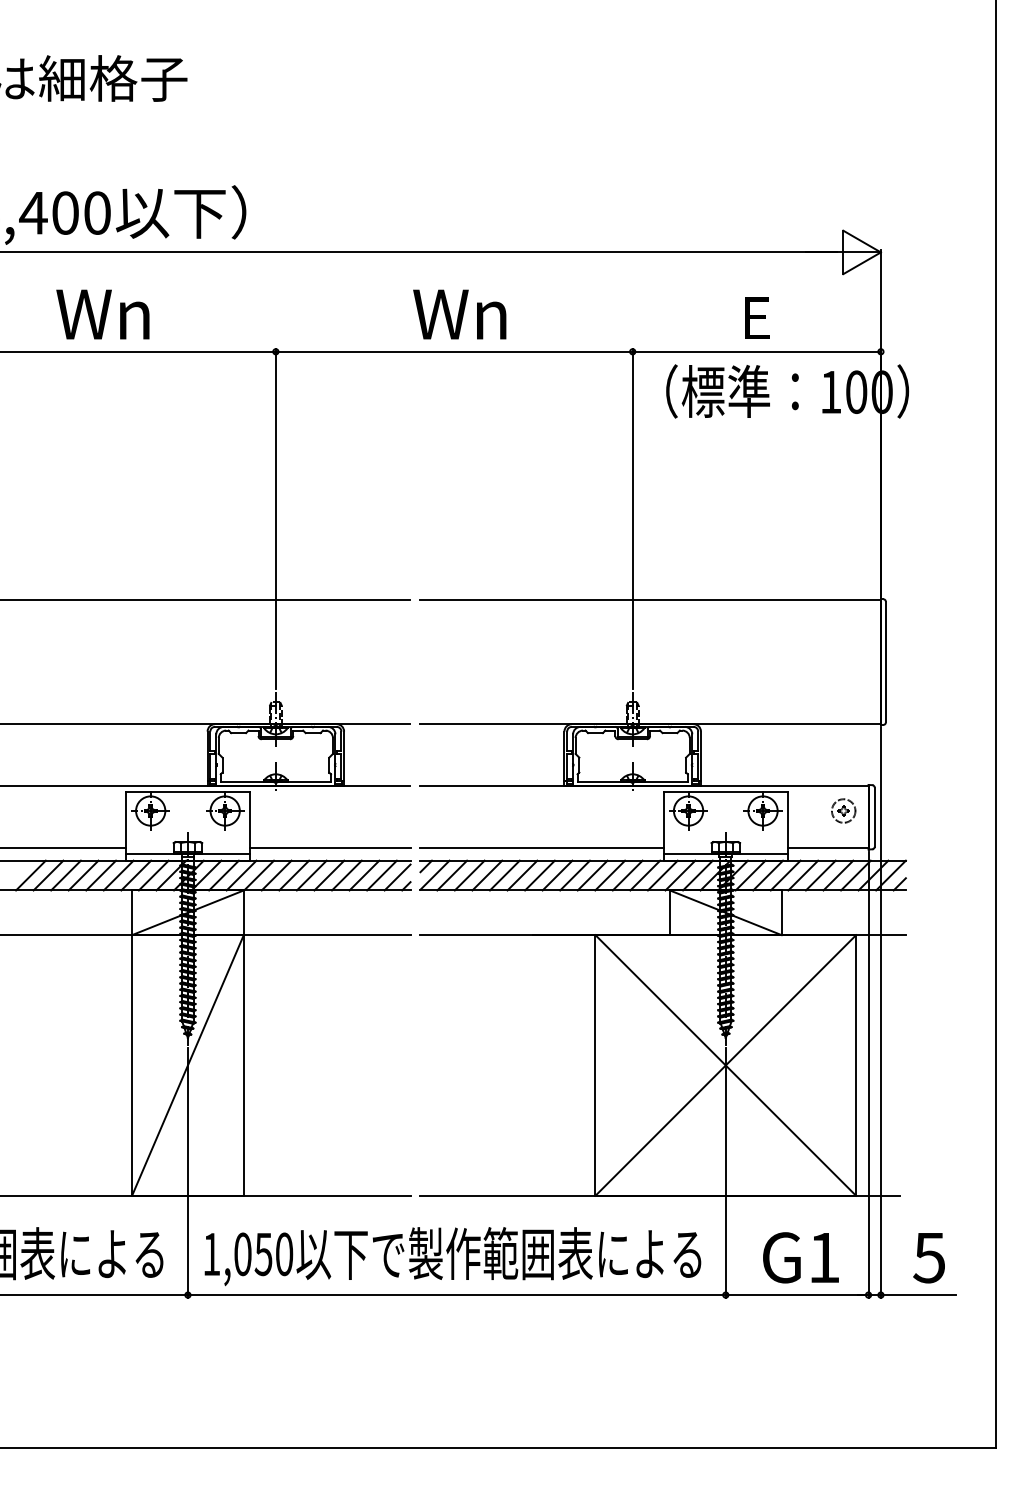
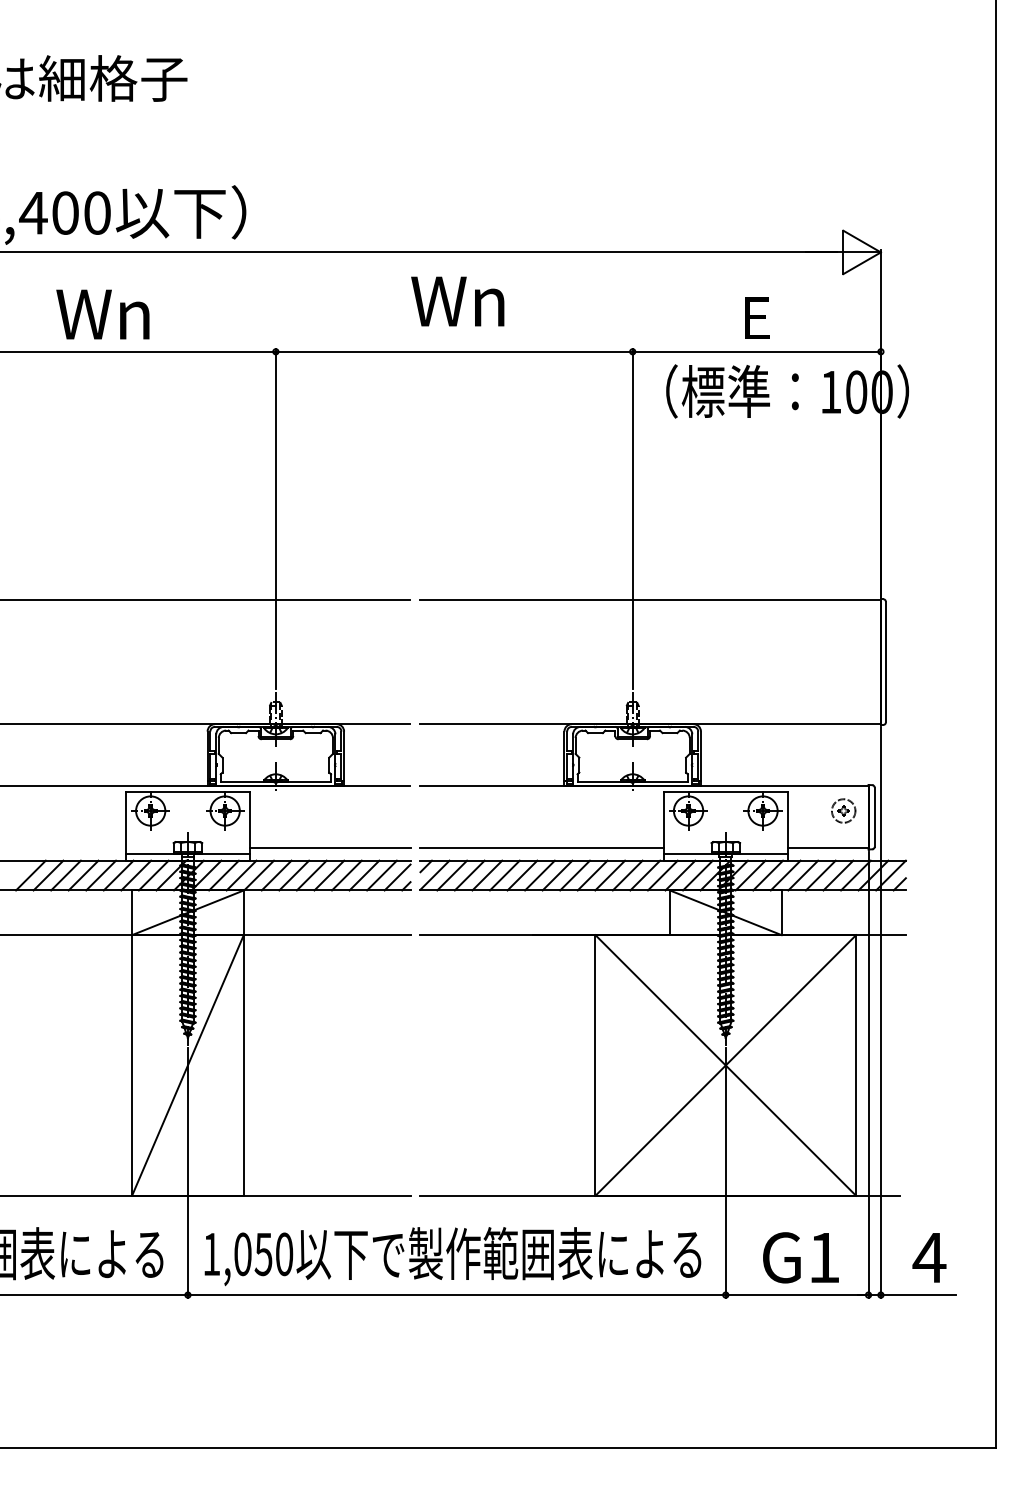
text position: (459, 314) -> (457, 301) (457, 301)
line: present -> none (63, 848)
text: 5 -> 4 (929, 1258)
